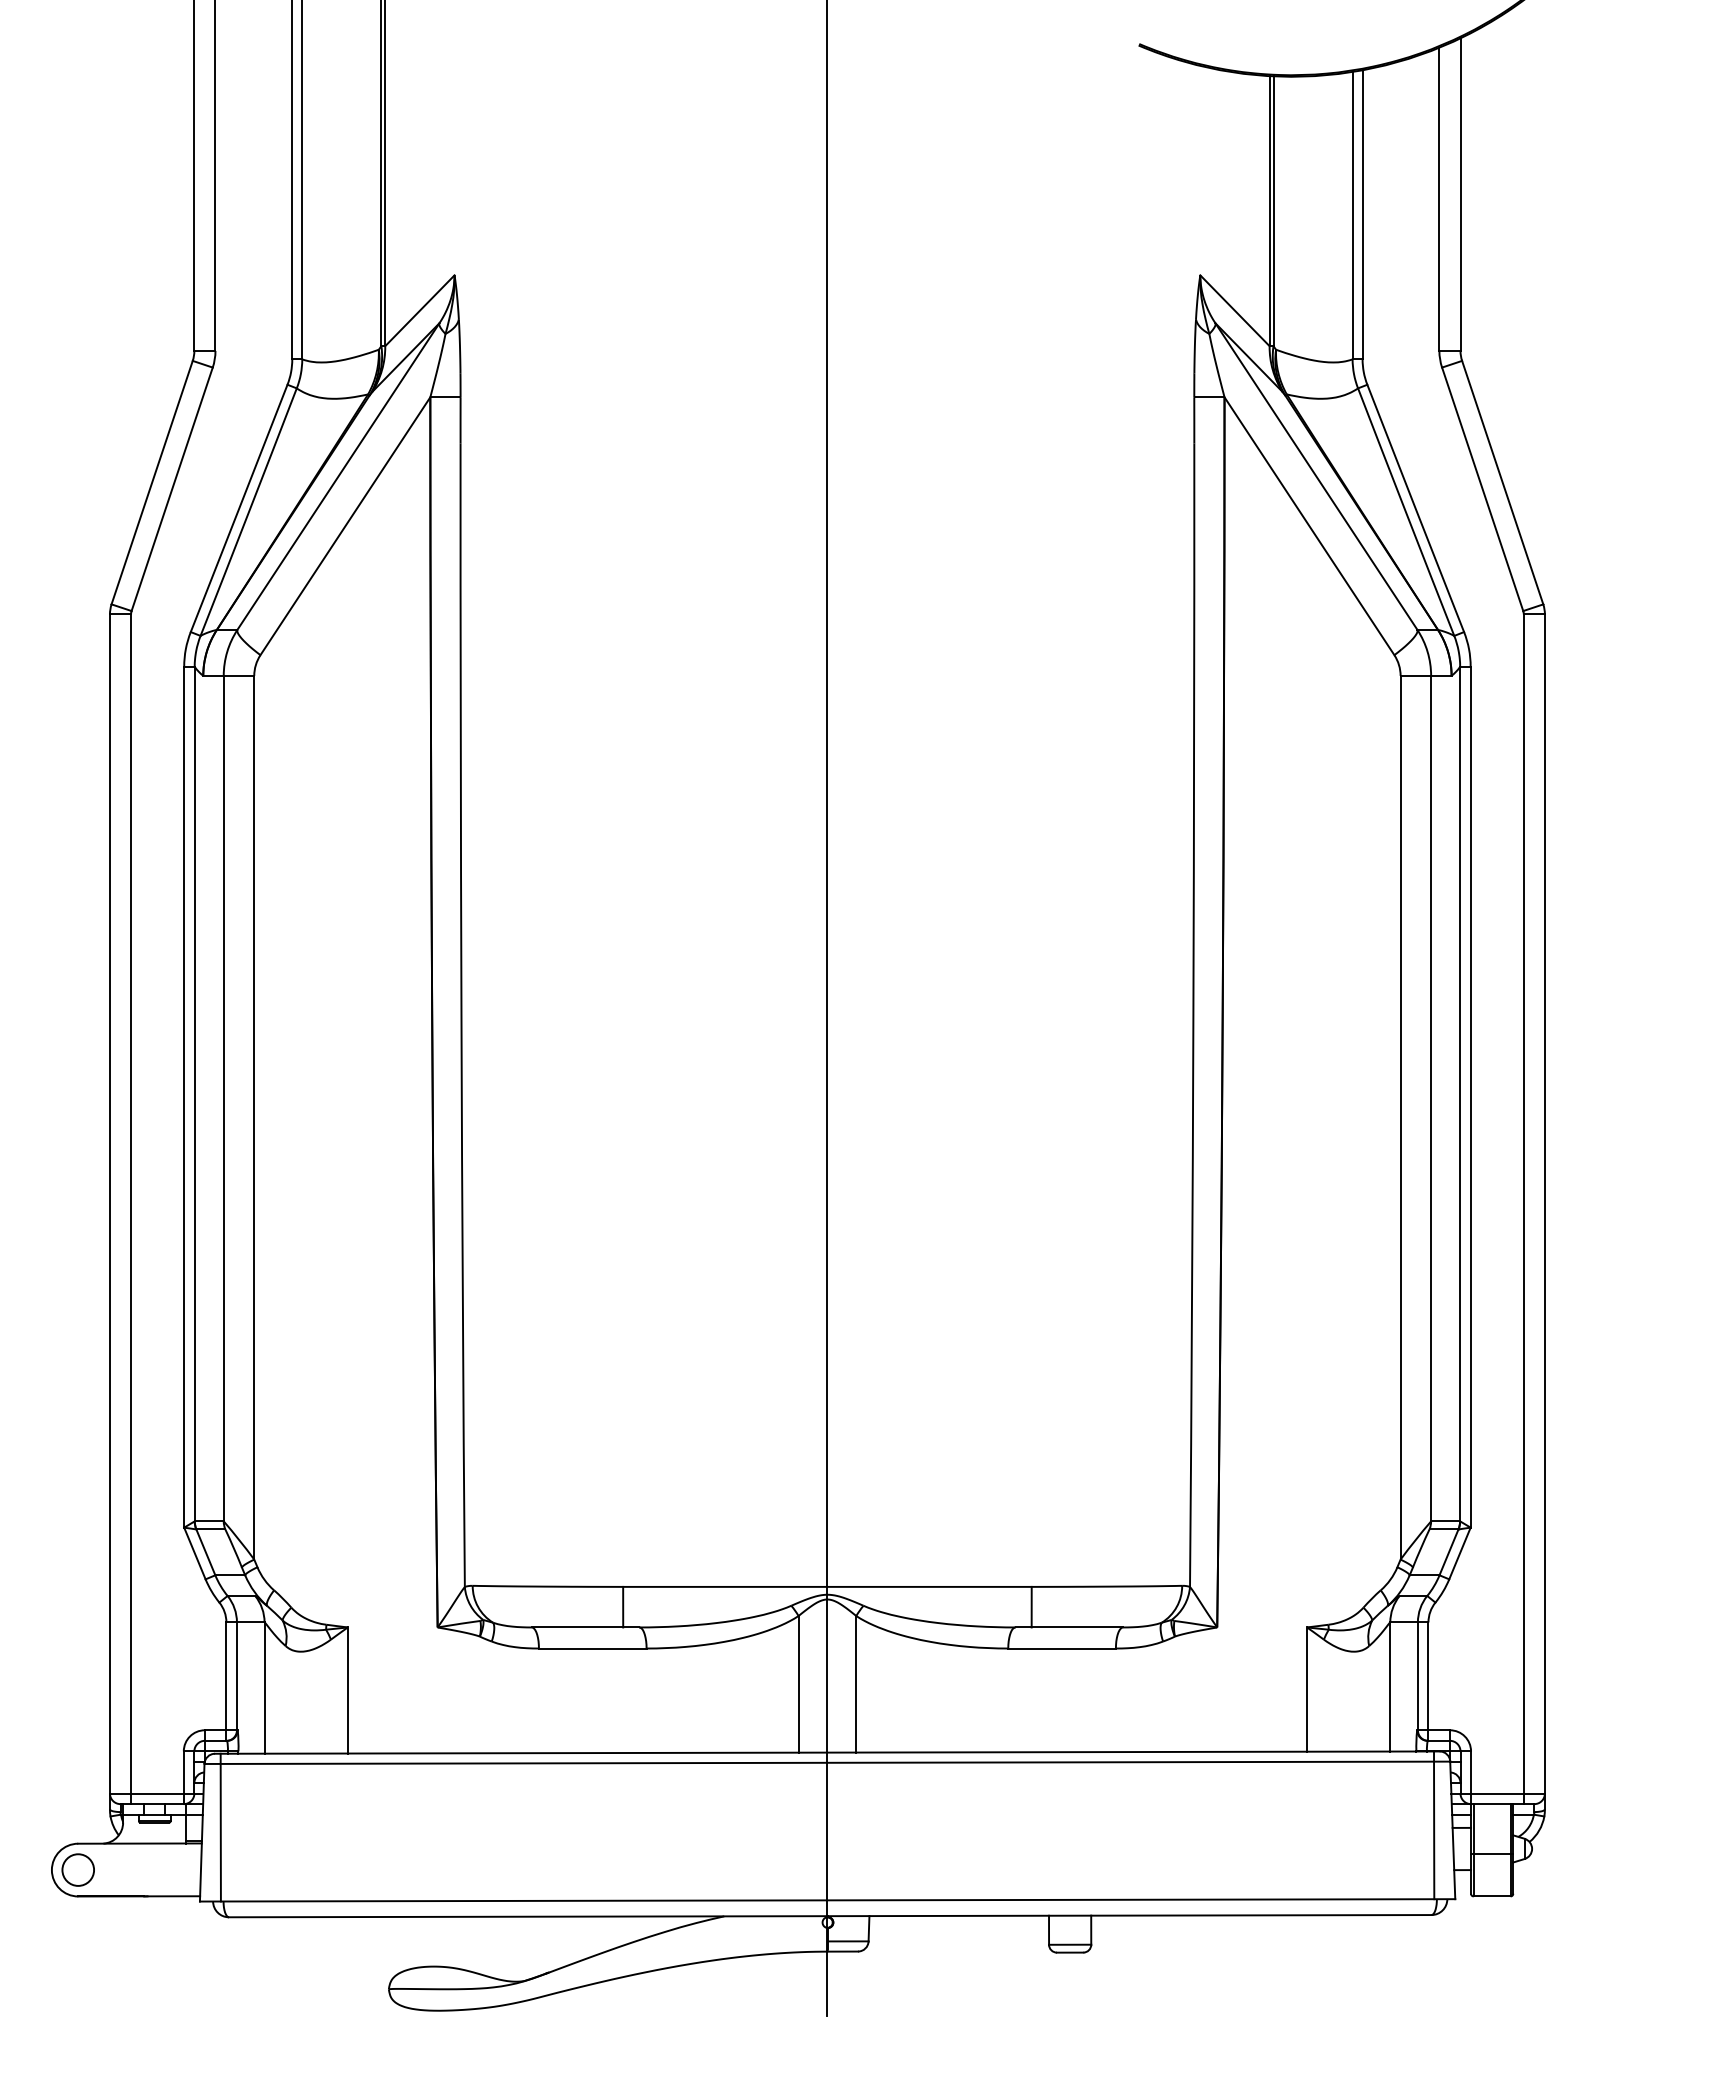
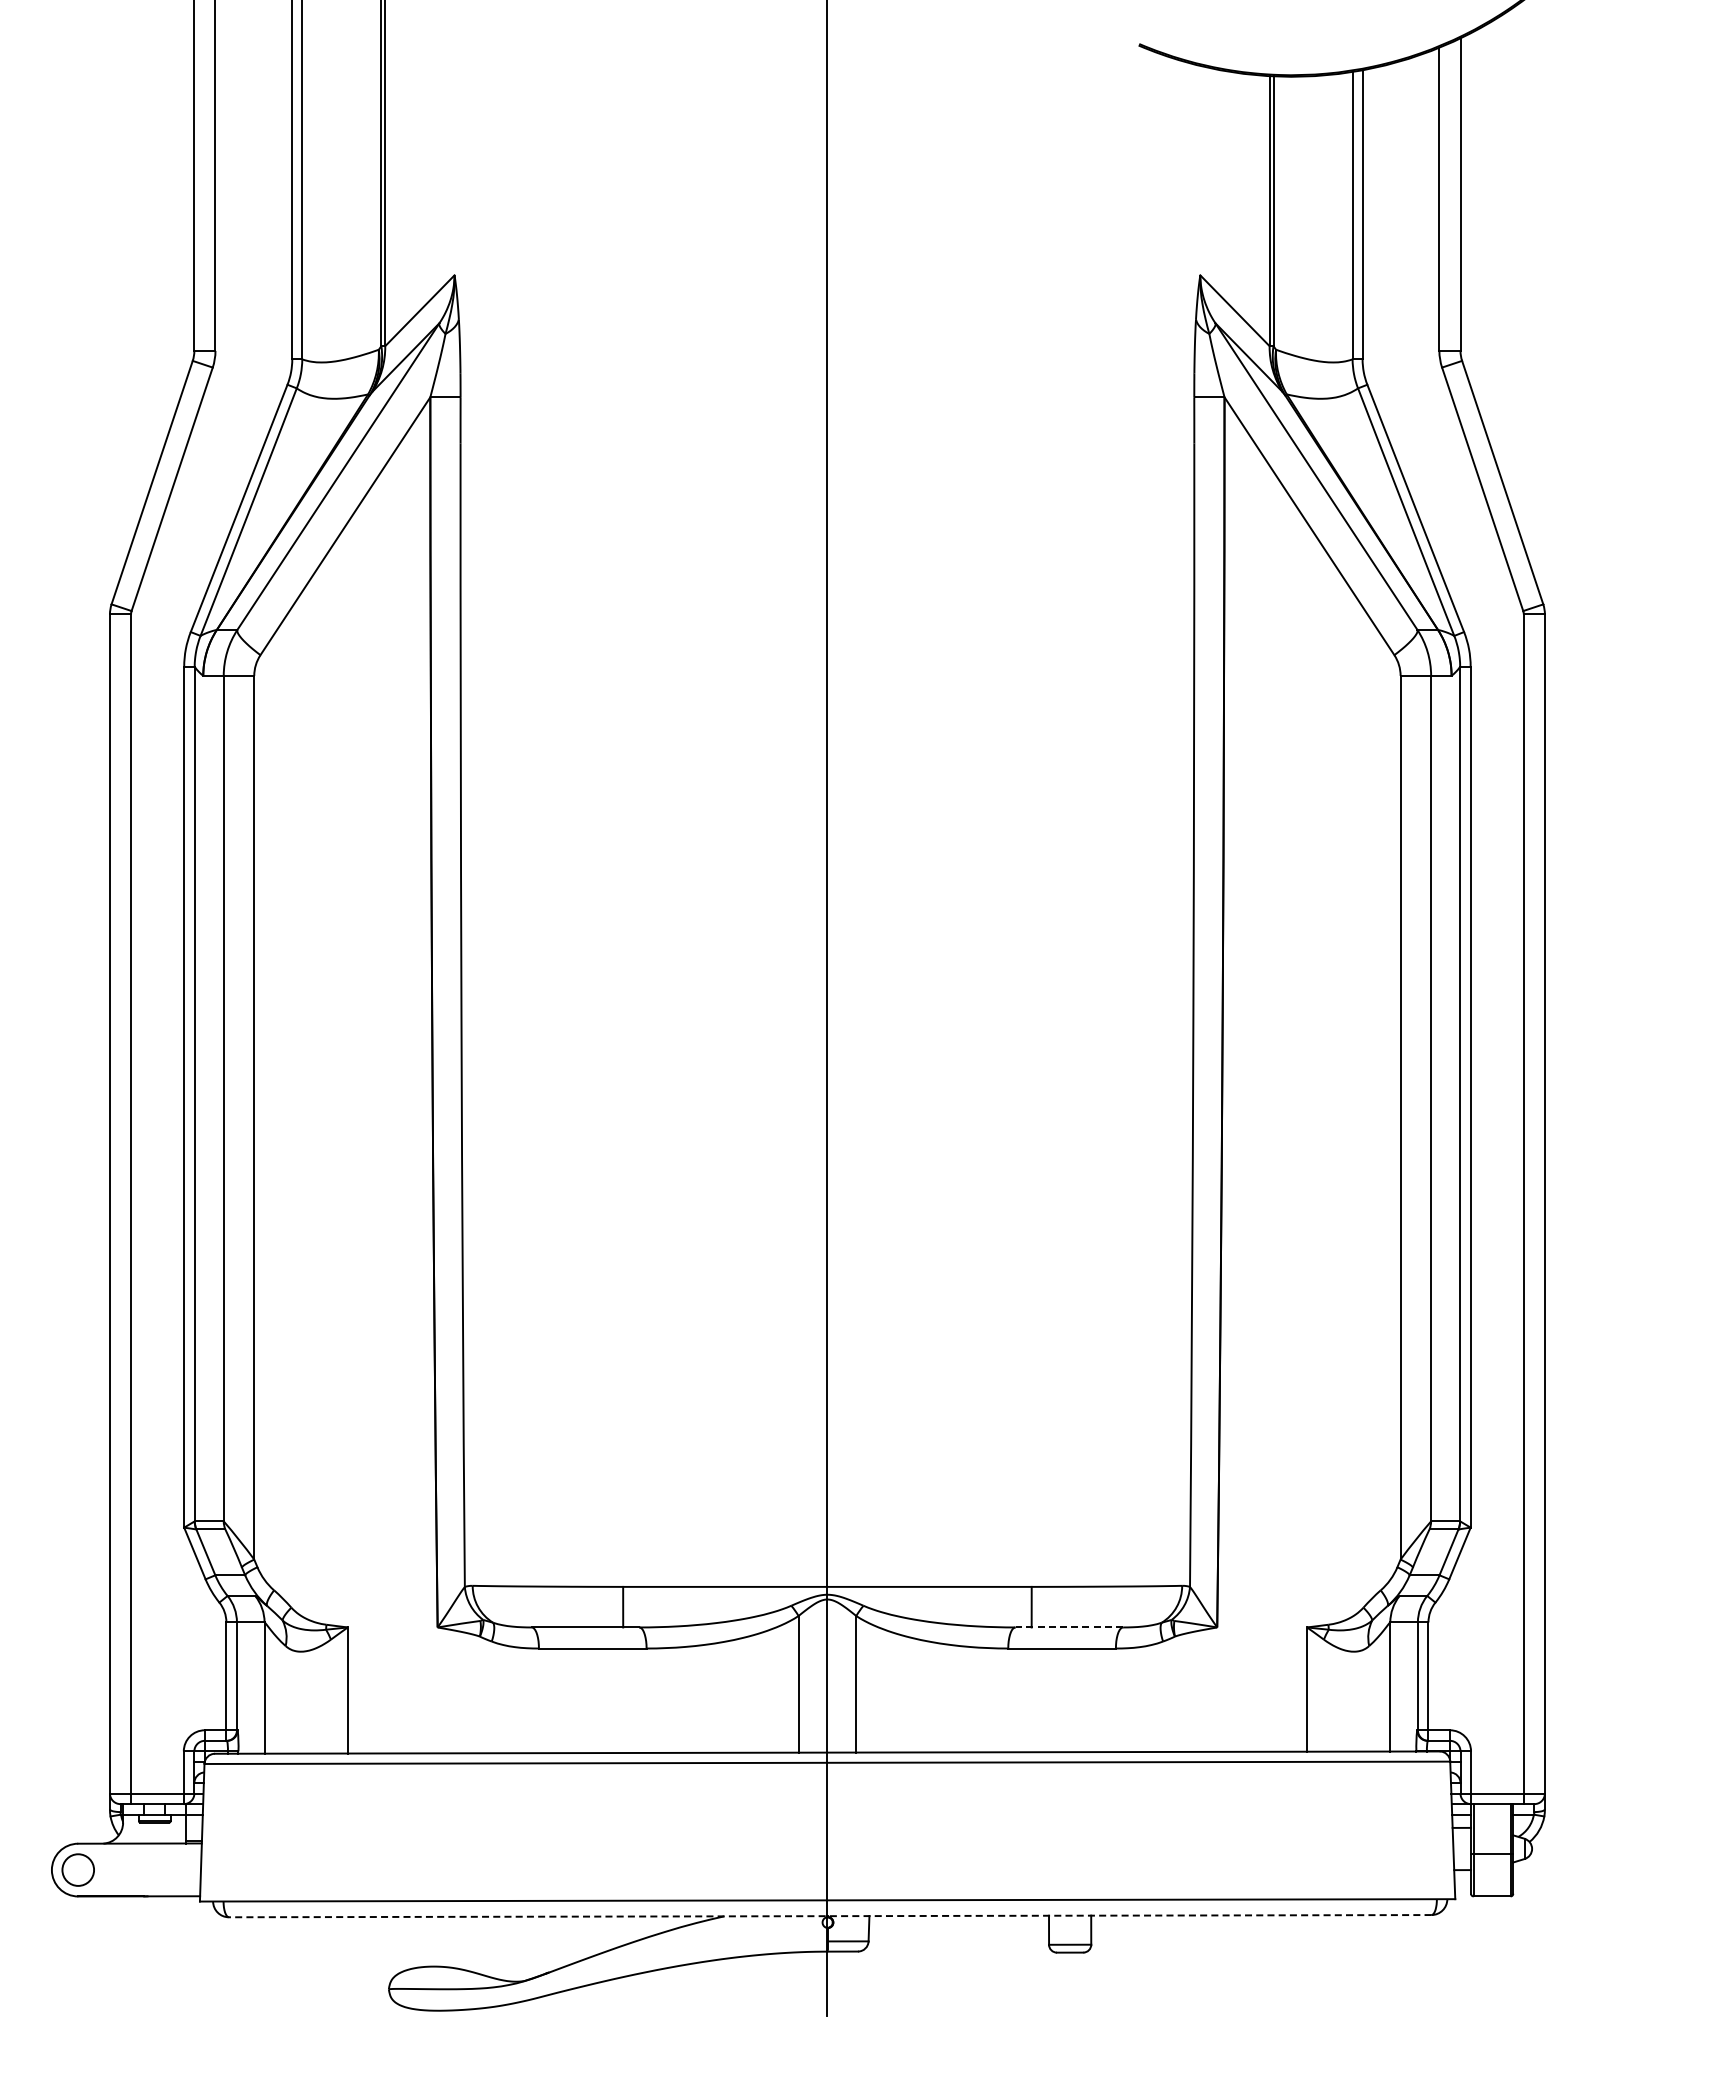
line: solid -> dashed (1069, 1627)
line: present -> none (1434, 1825)
line: present -> none (220, 1827)
line: solid -> dashed (829, 1916)
